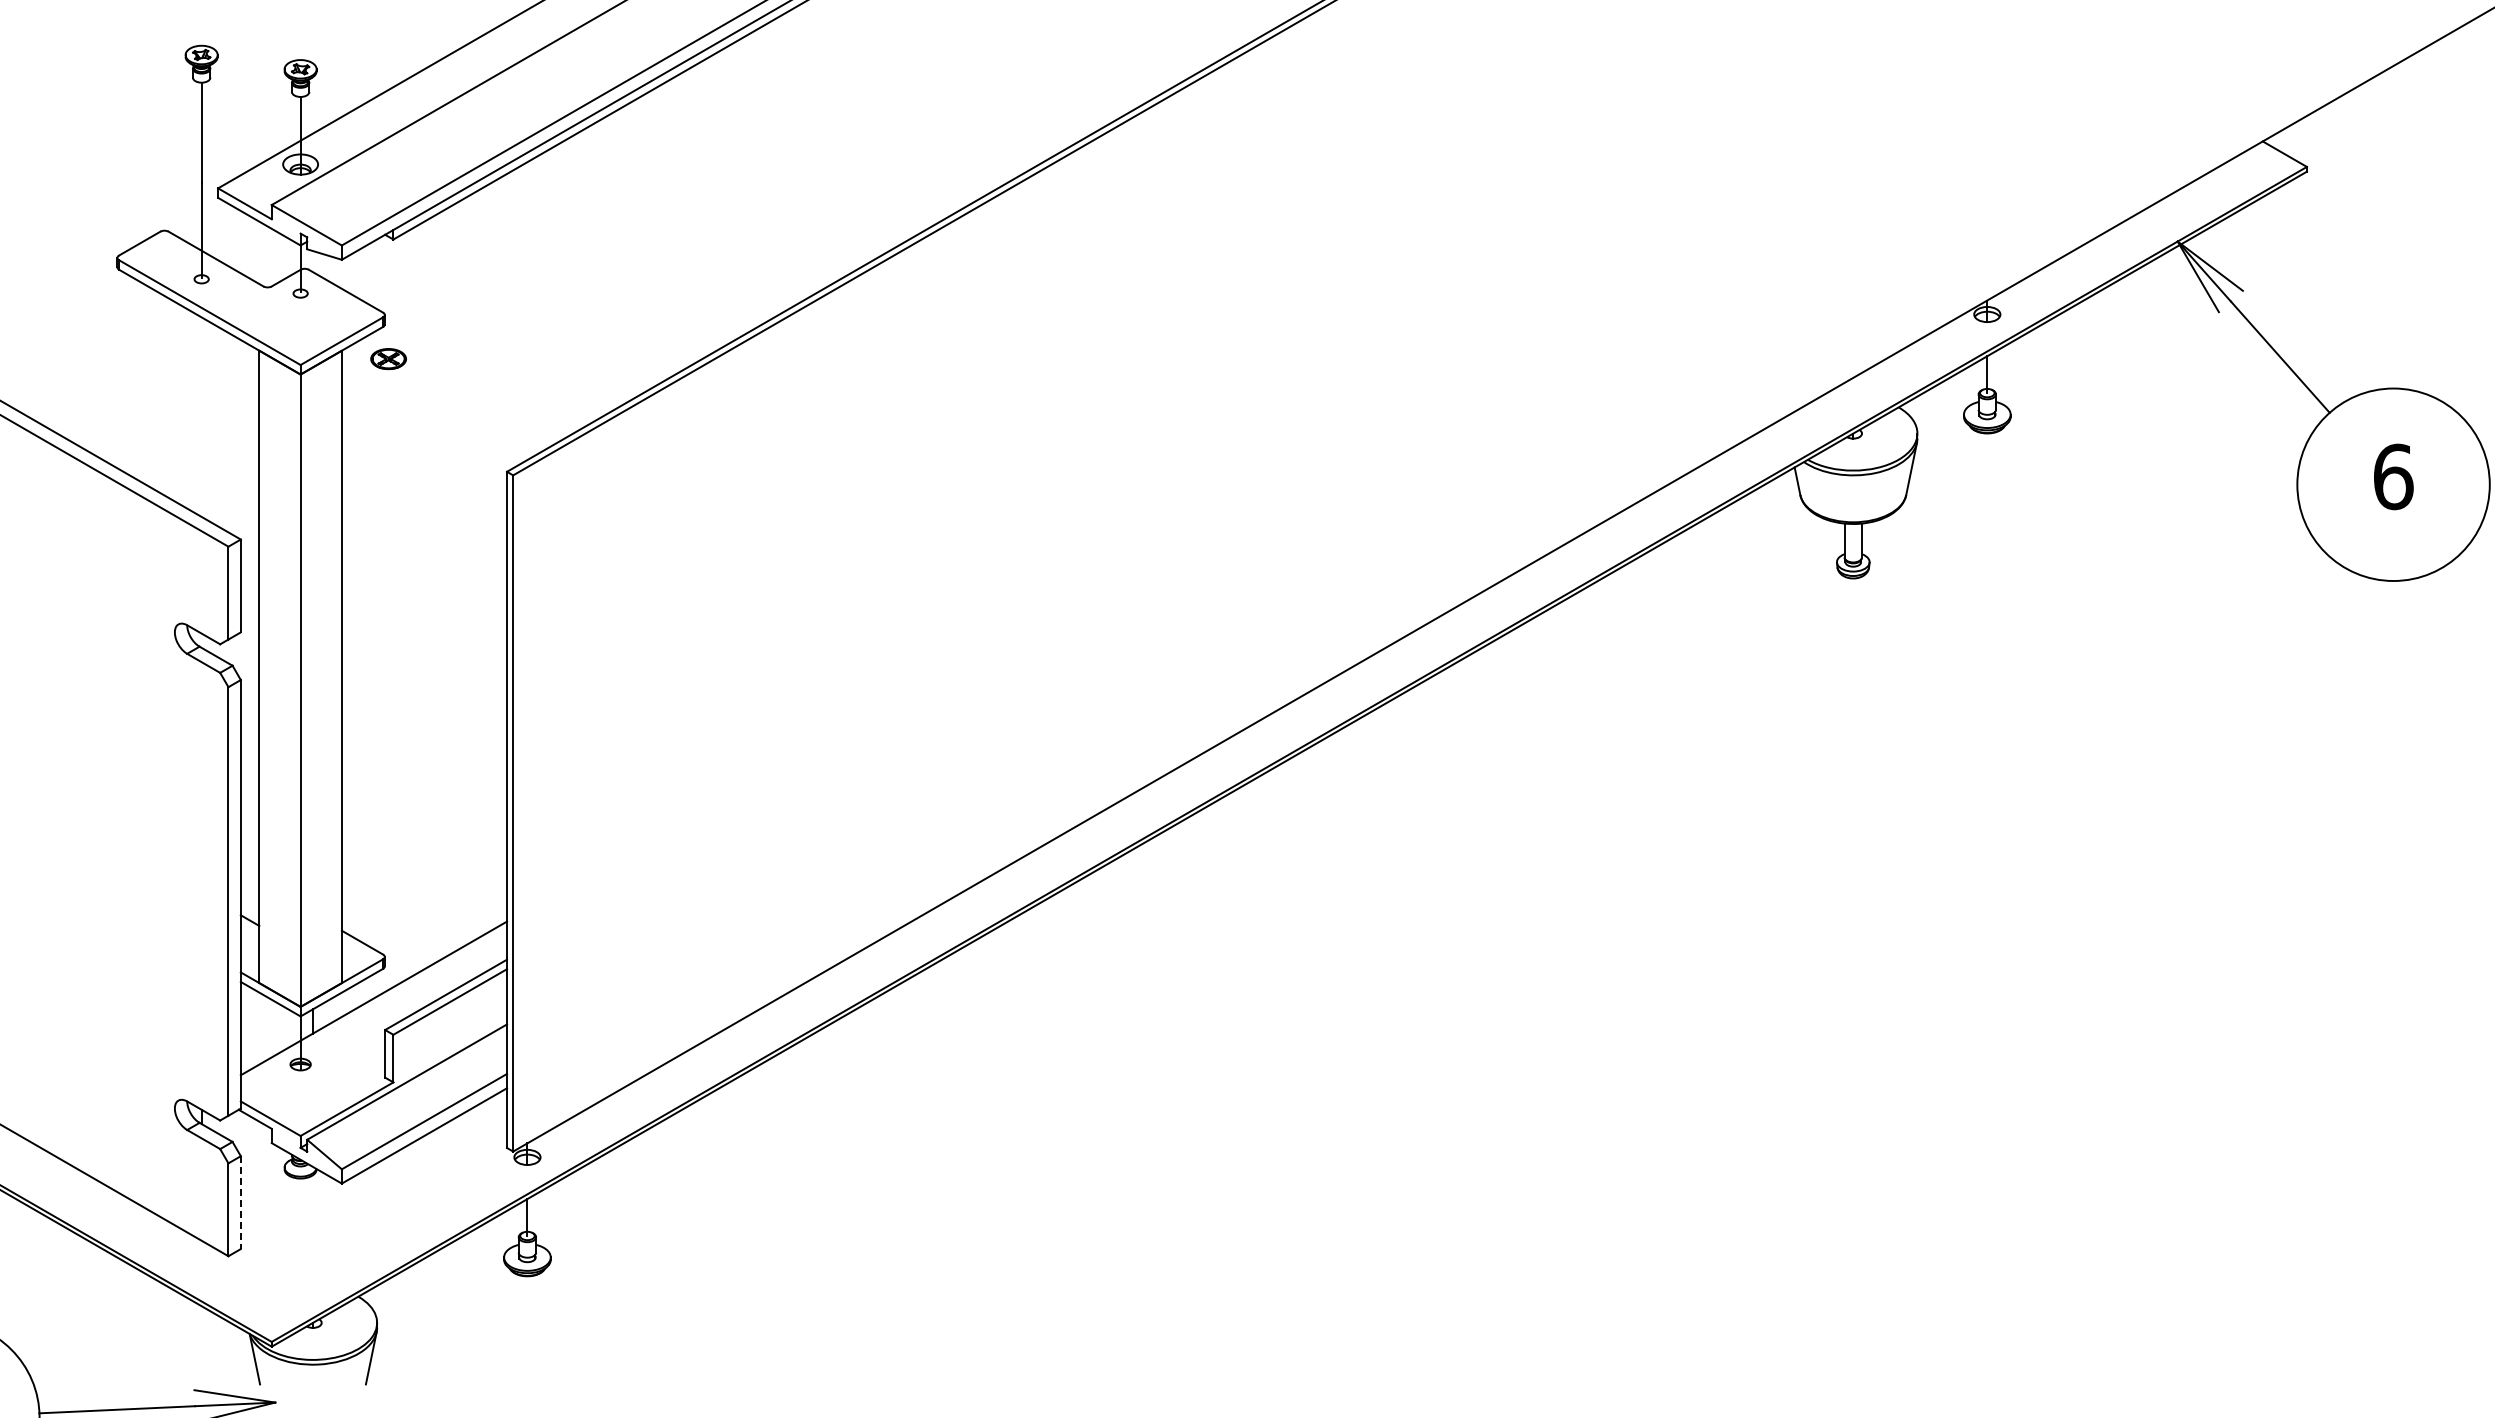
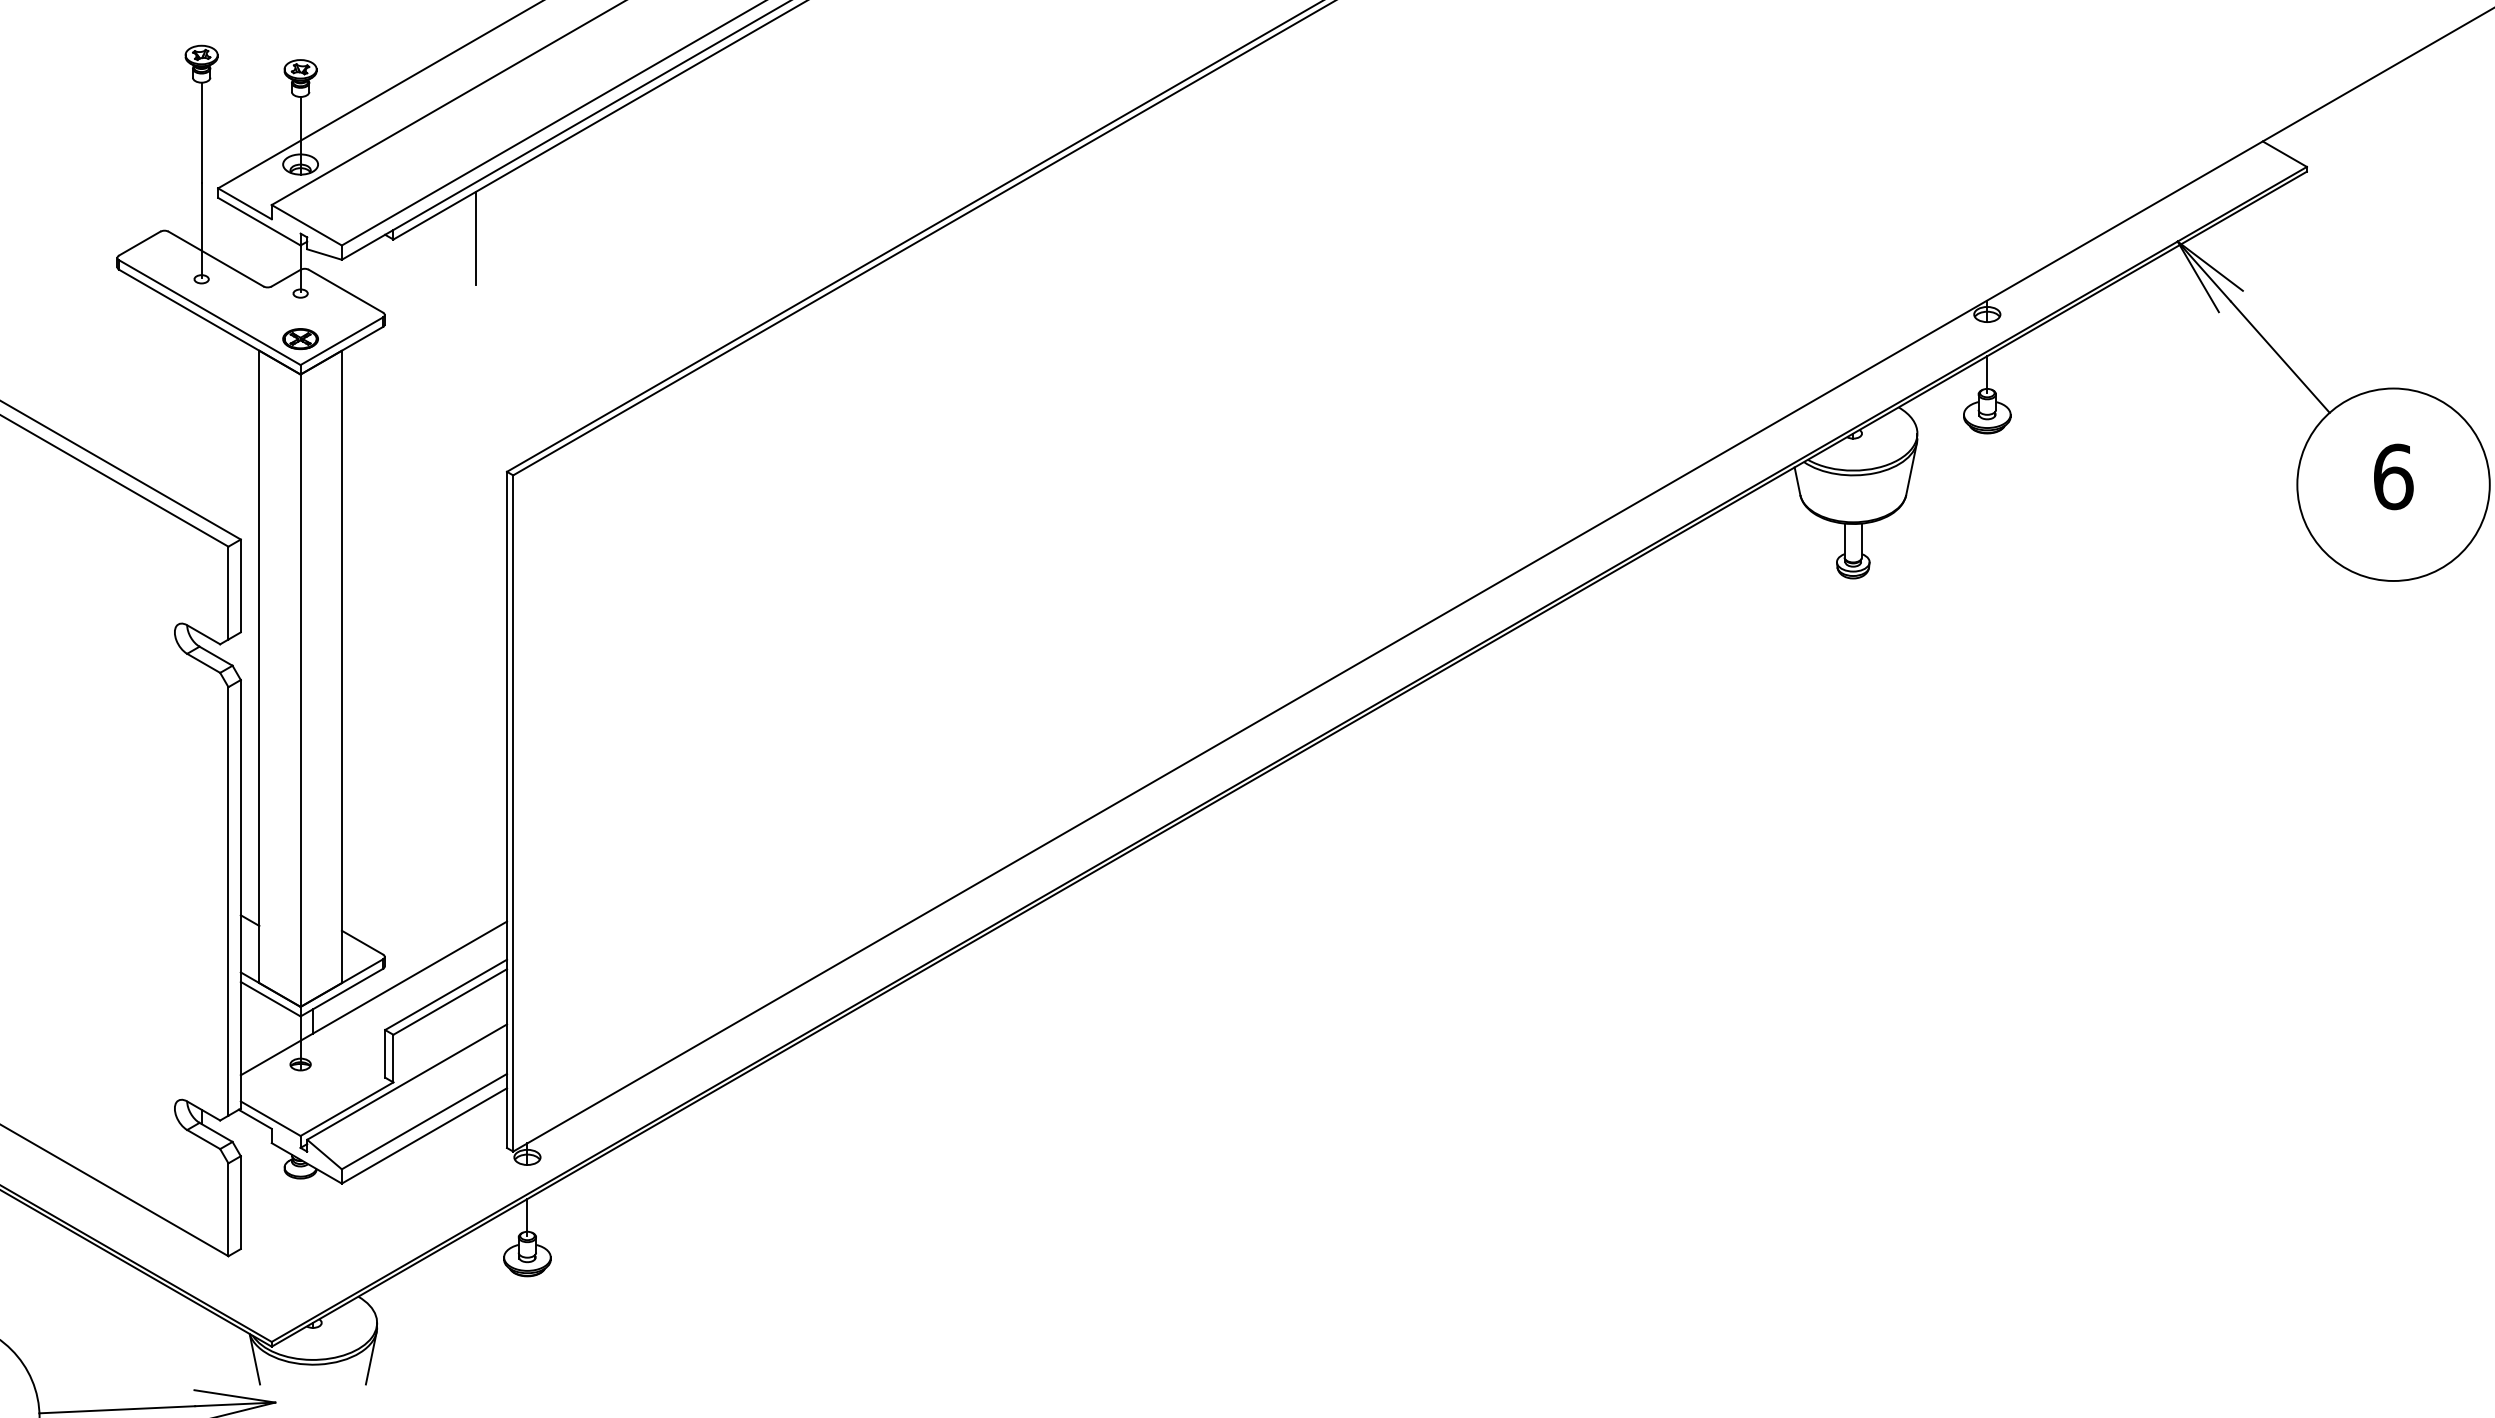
line: none -> present (475, 237)
part position: (388, 359) -> (300, 339) (300, 339)
line: dashed -> solid (240, 1203)
